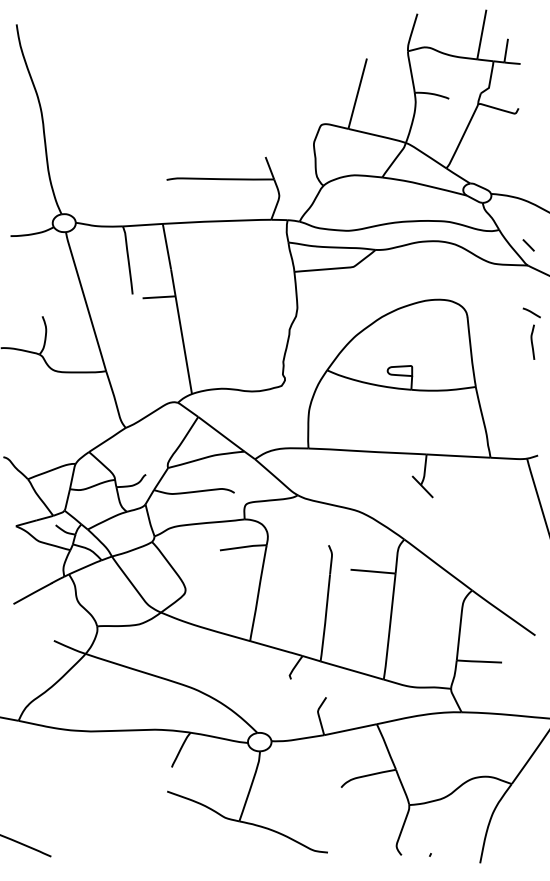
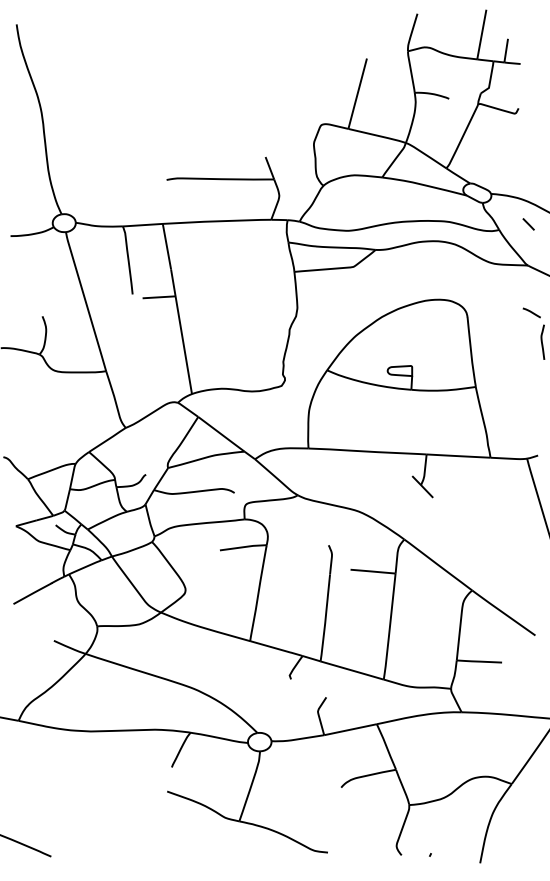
line position: (528, 245) -> (528, 224) (528, 224)
curve position: (532, 341) -> (542, 341) (542, 341)
